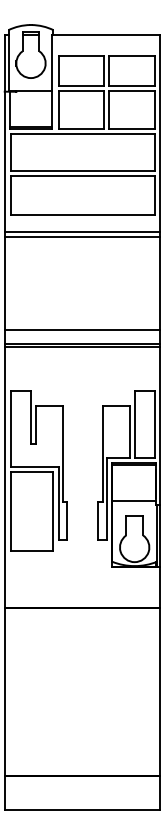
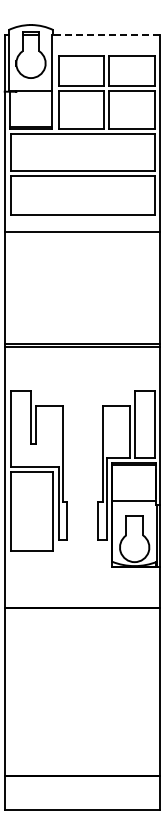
line: solid -> dashed (106, 34)
line: present -> none (82, 237)
line: present -> none (82, 330)
